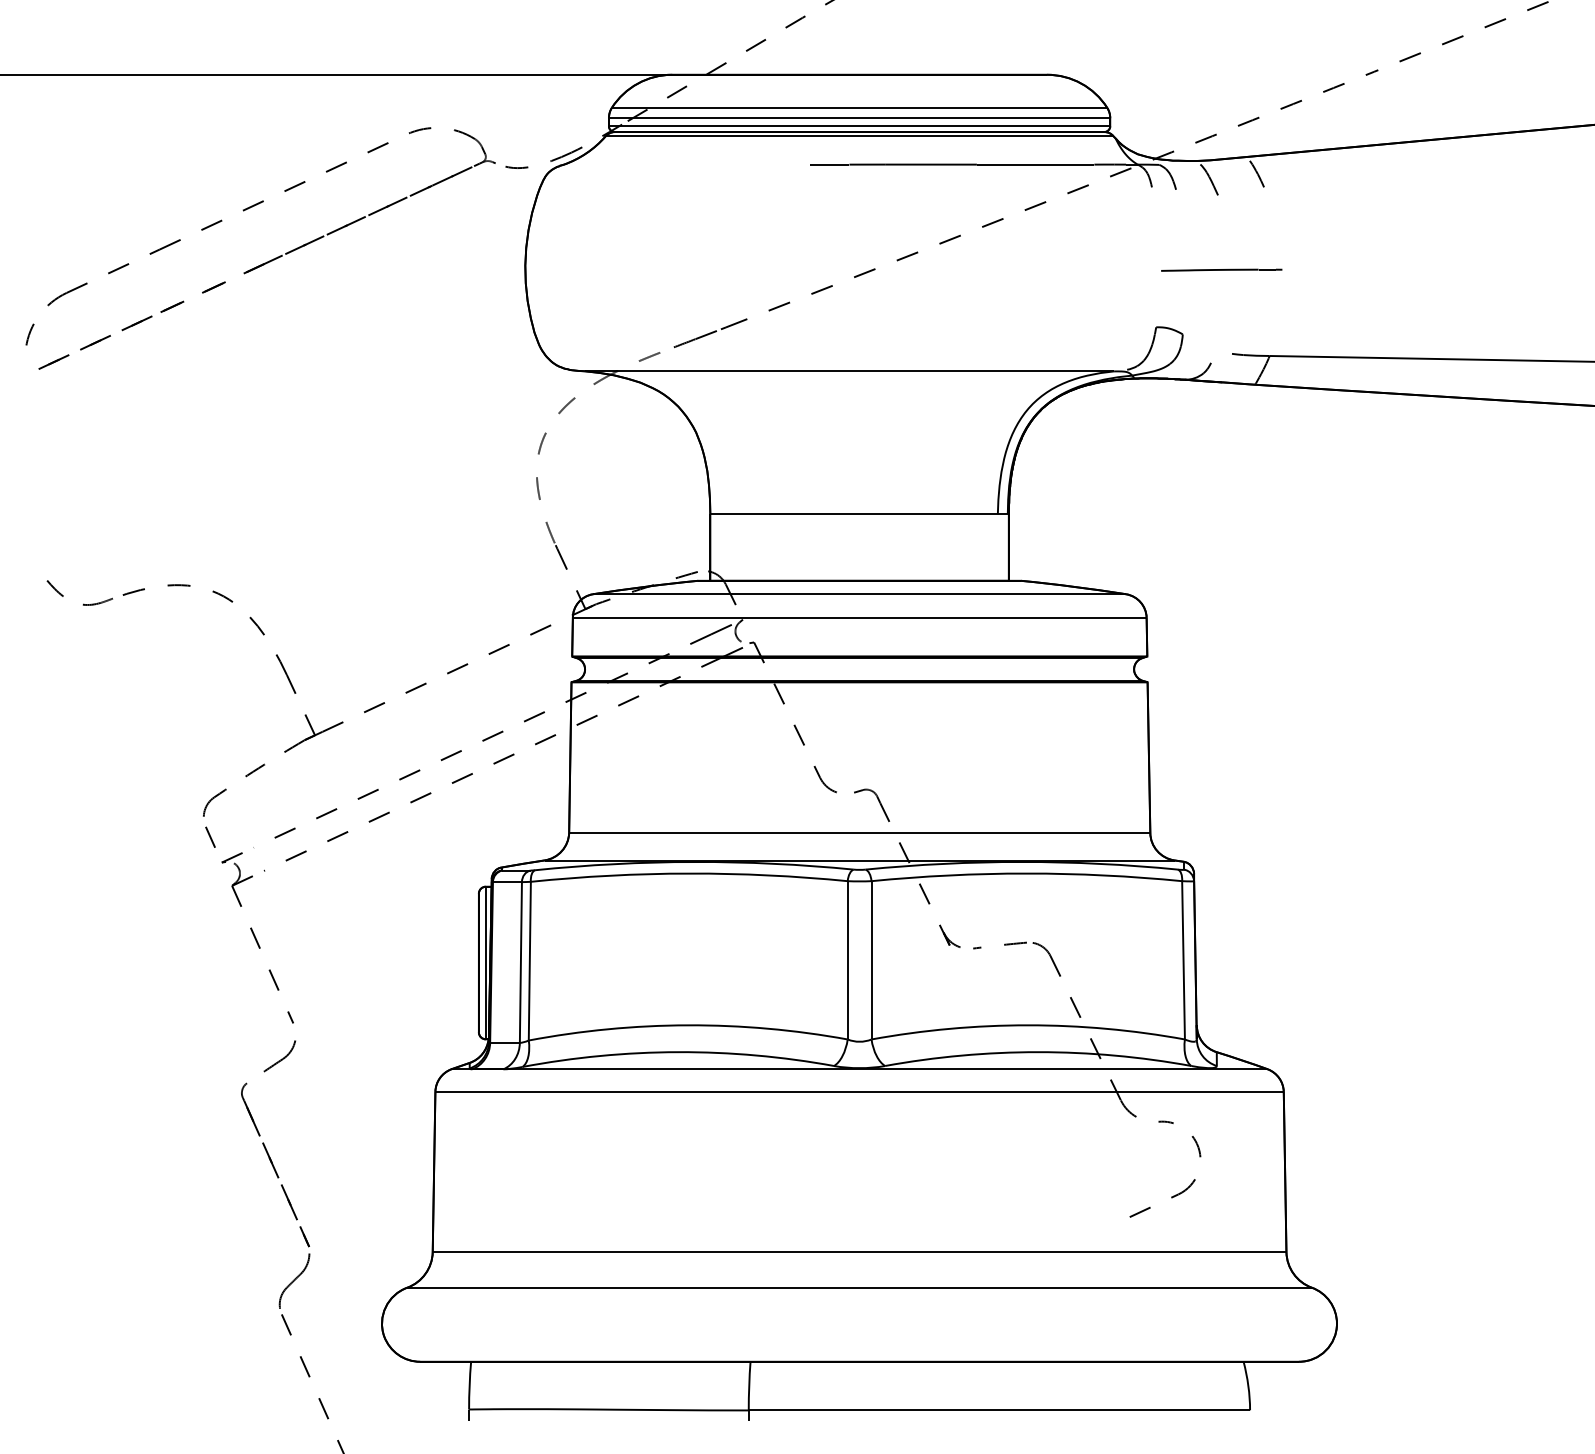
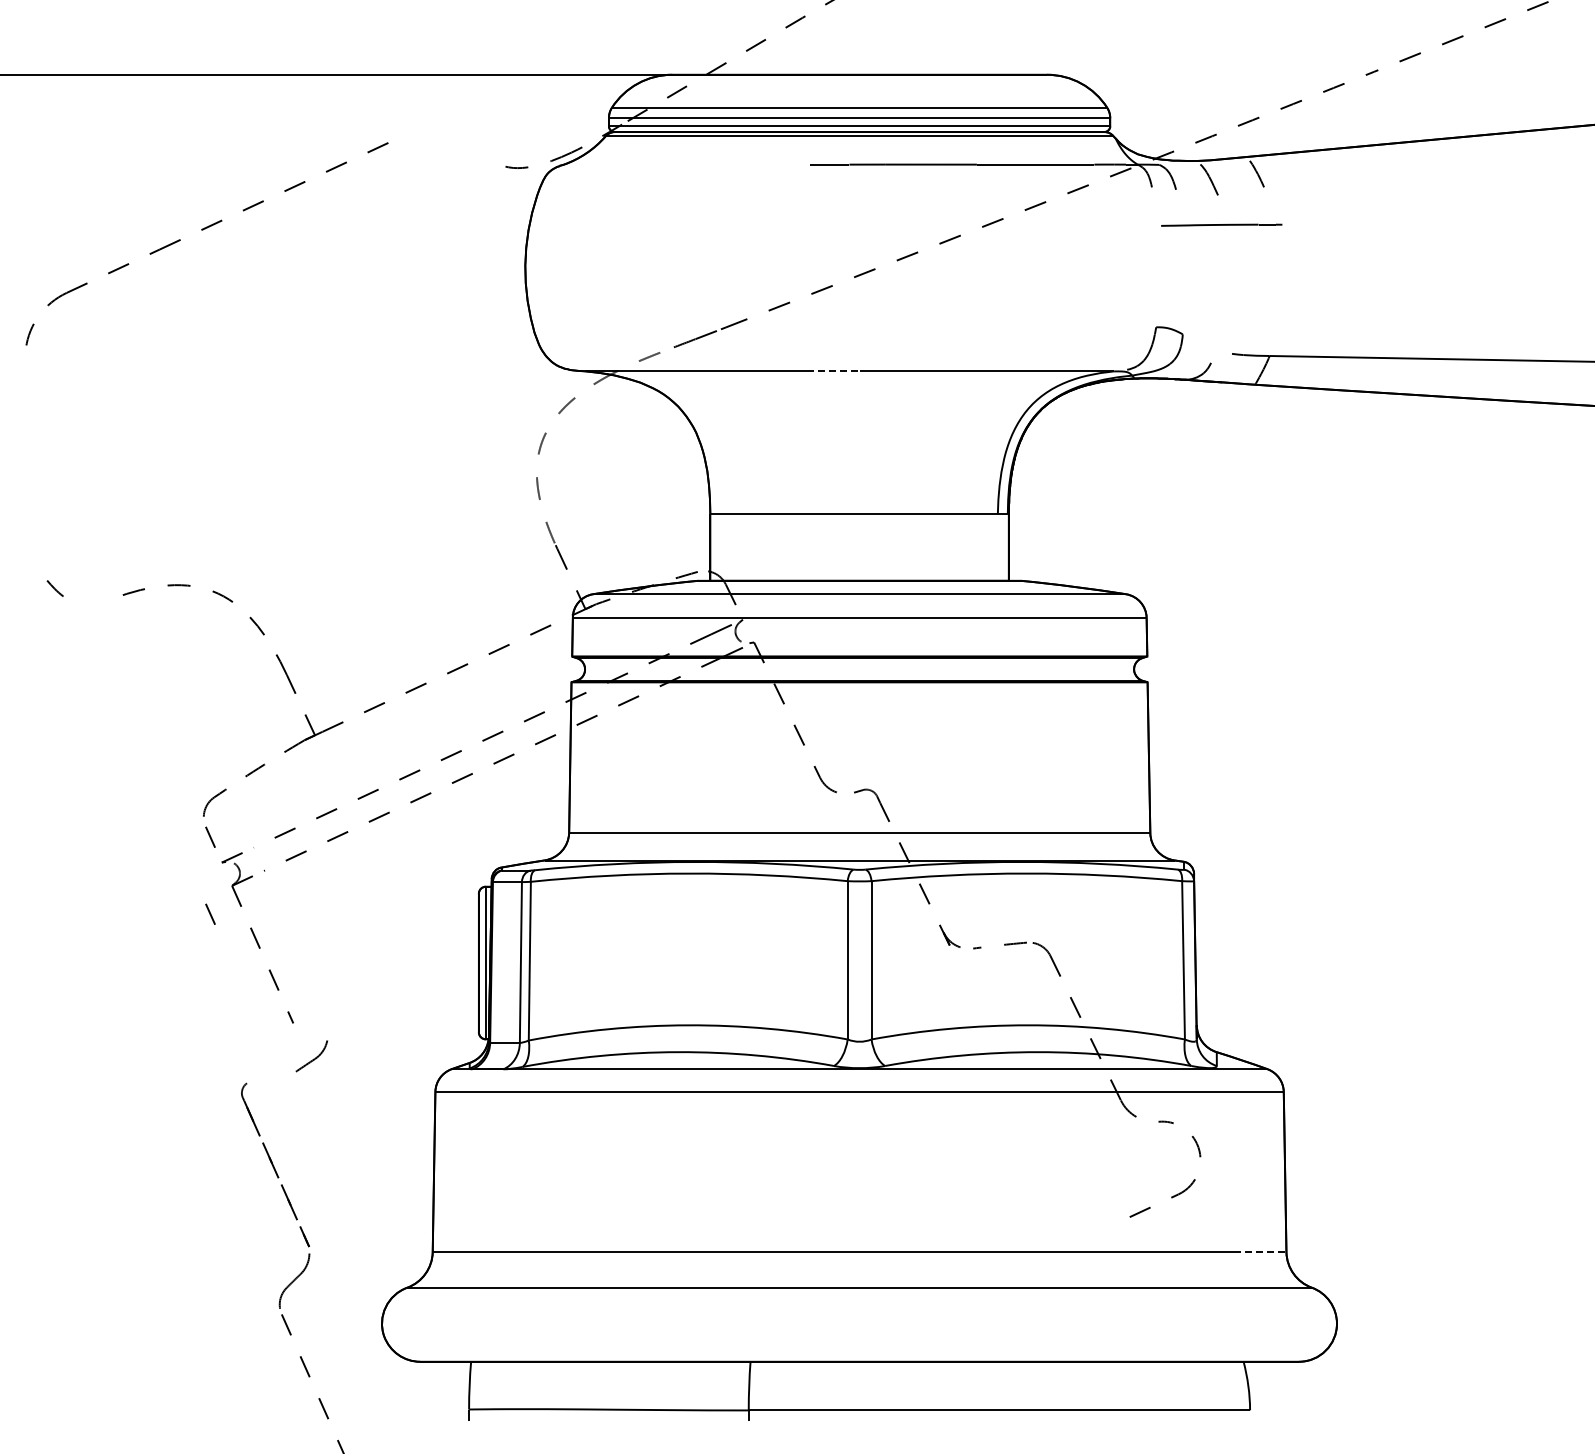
part: present -> none (271, 259)
line position: (1221, 269) -> (1221, 224) (1221, 224)
line: solid -> dashed (833, 371)
part: present -> none (97, 601)
line: none -> present (210, 913)
part position: (279, 1056) -> (311, 1056) (311, 1056)
line: solid -> dashed (1260, 1252)
